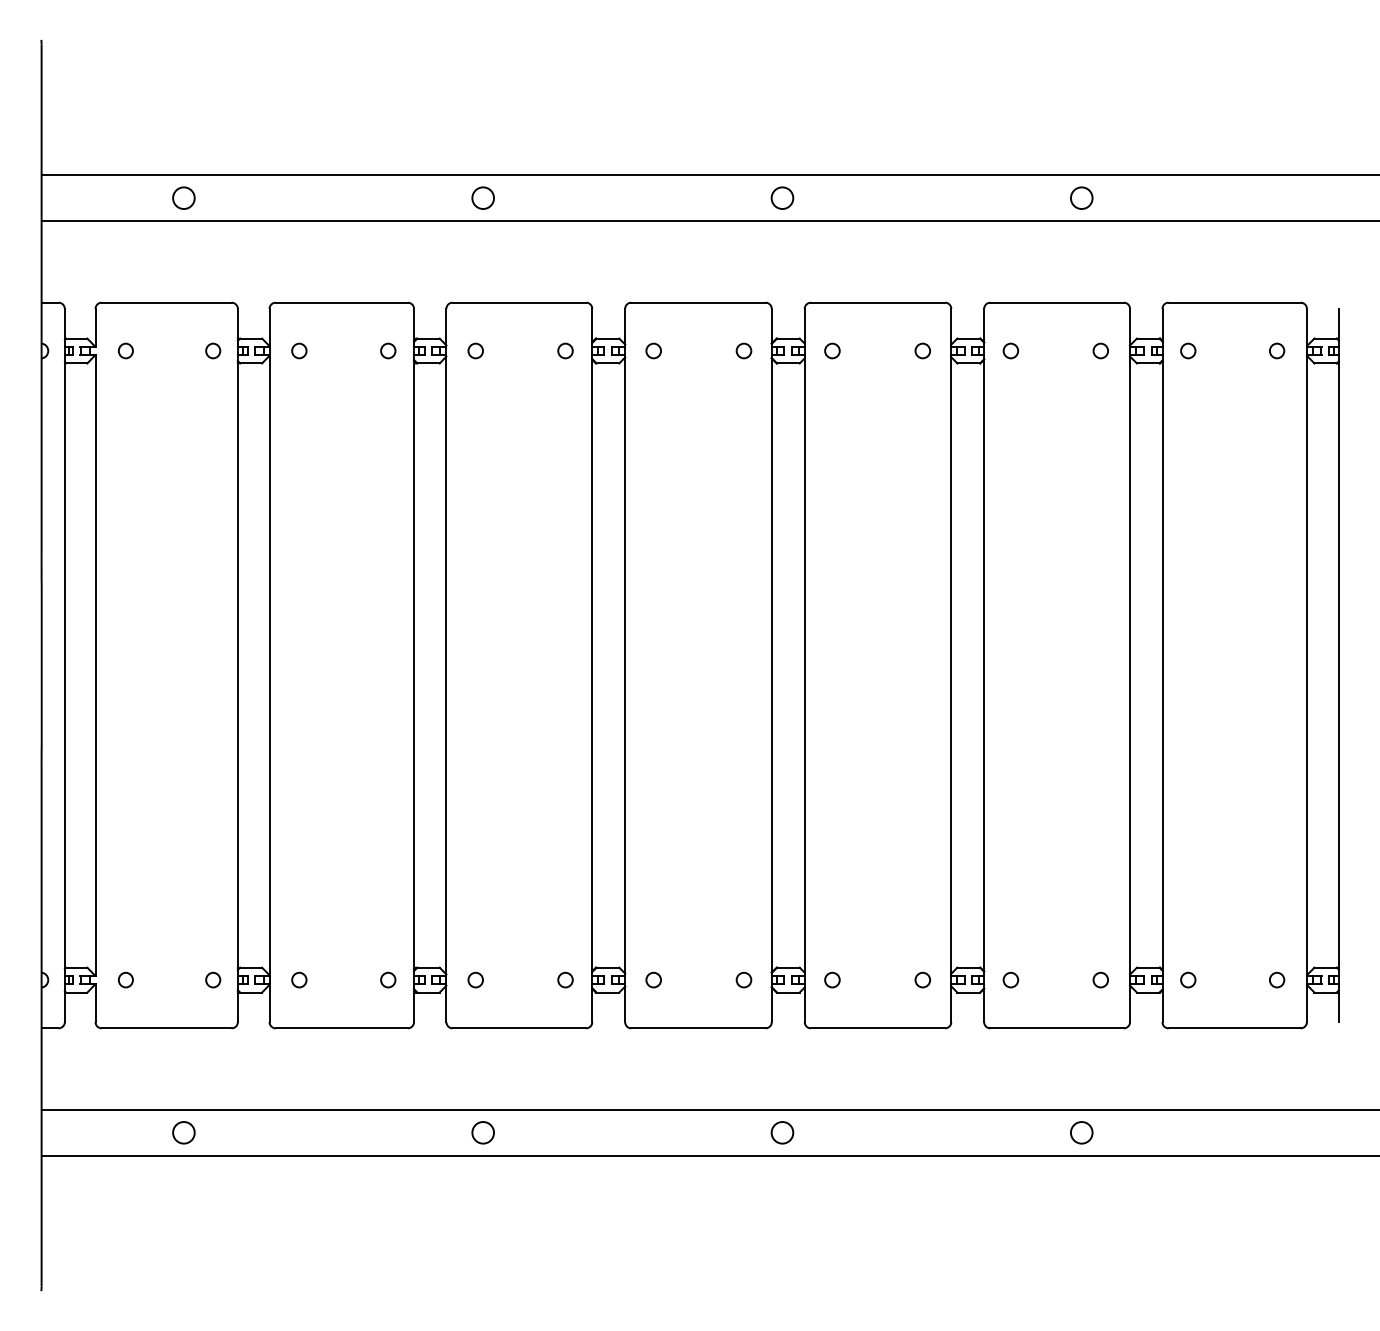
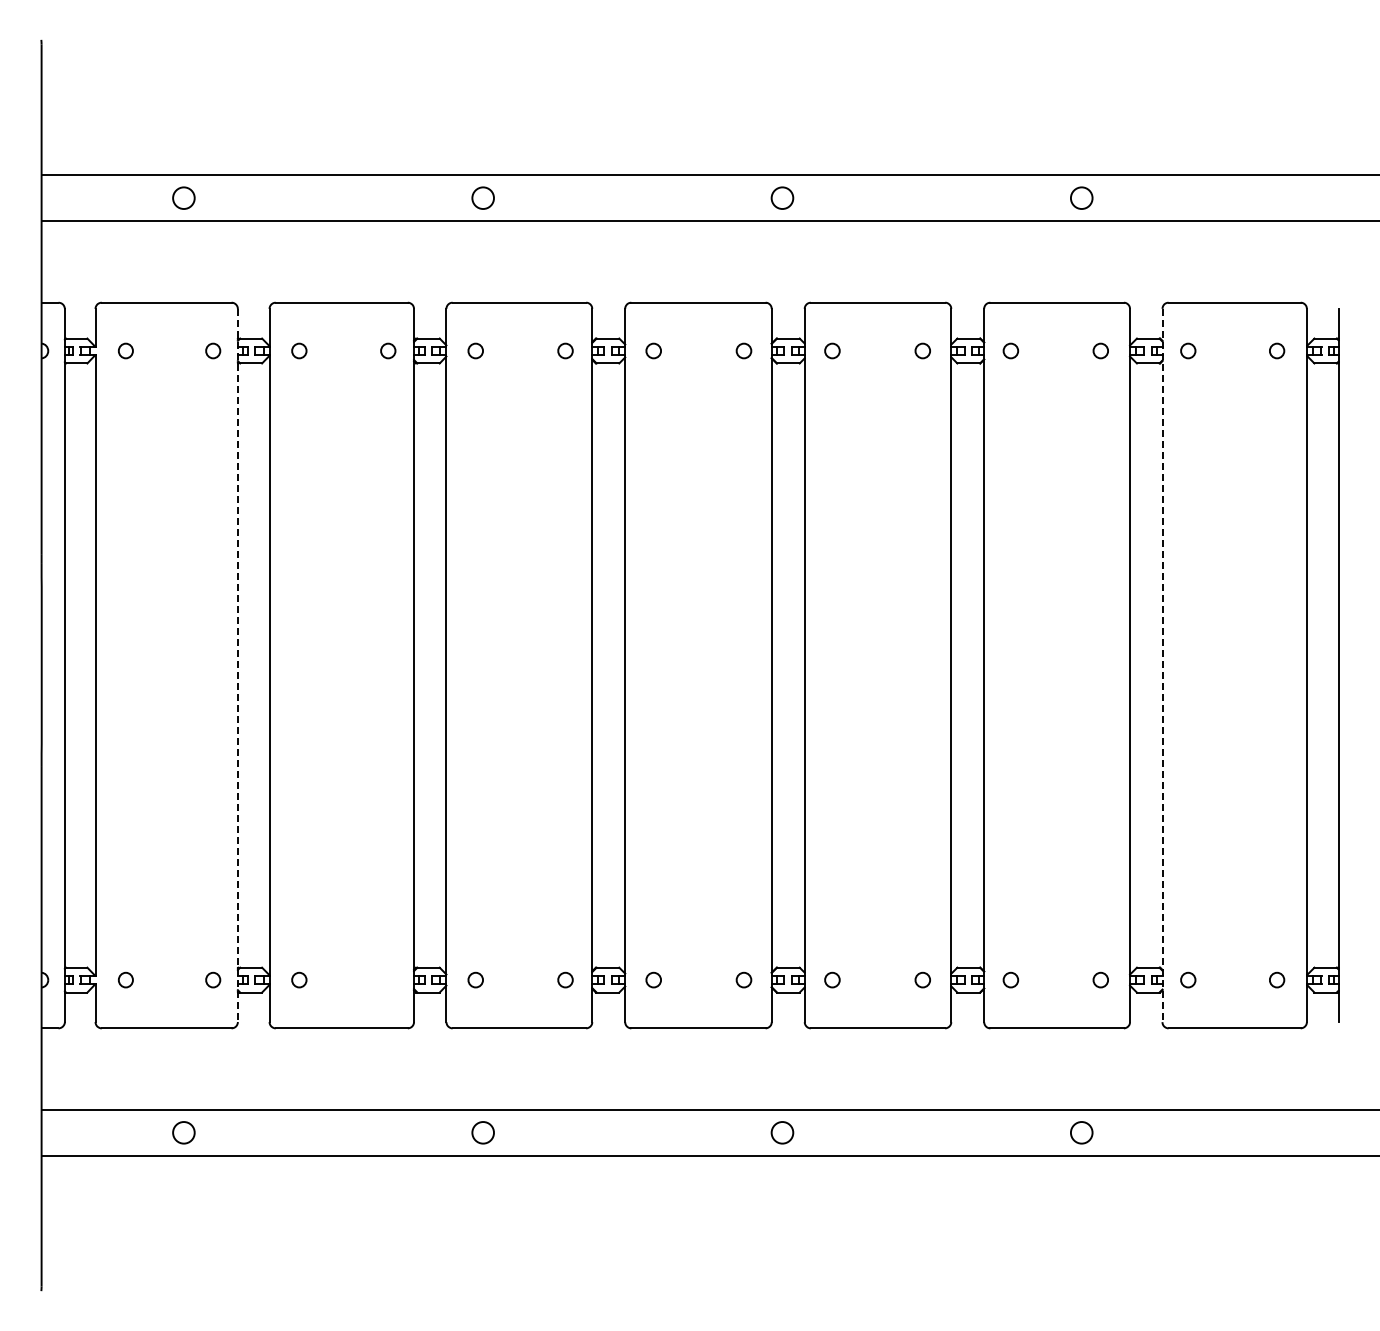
line: solid -> dashed (237, 665)
line: solid -> dashed (1162, 665)
part: present -> none (388, 979)
